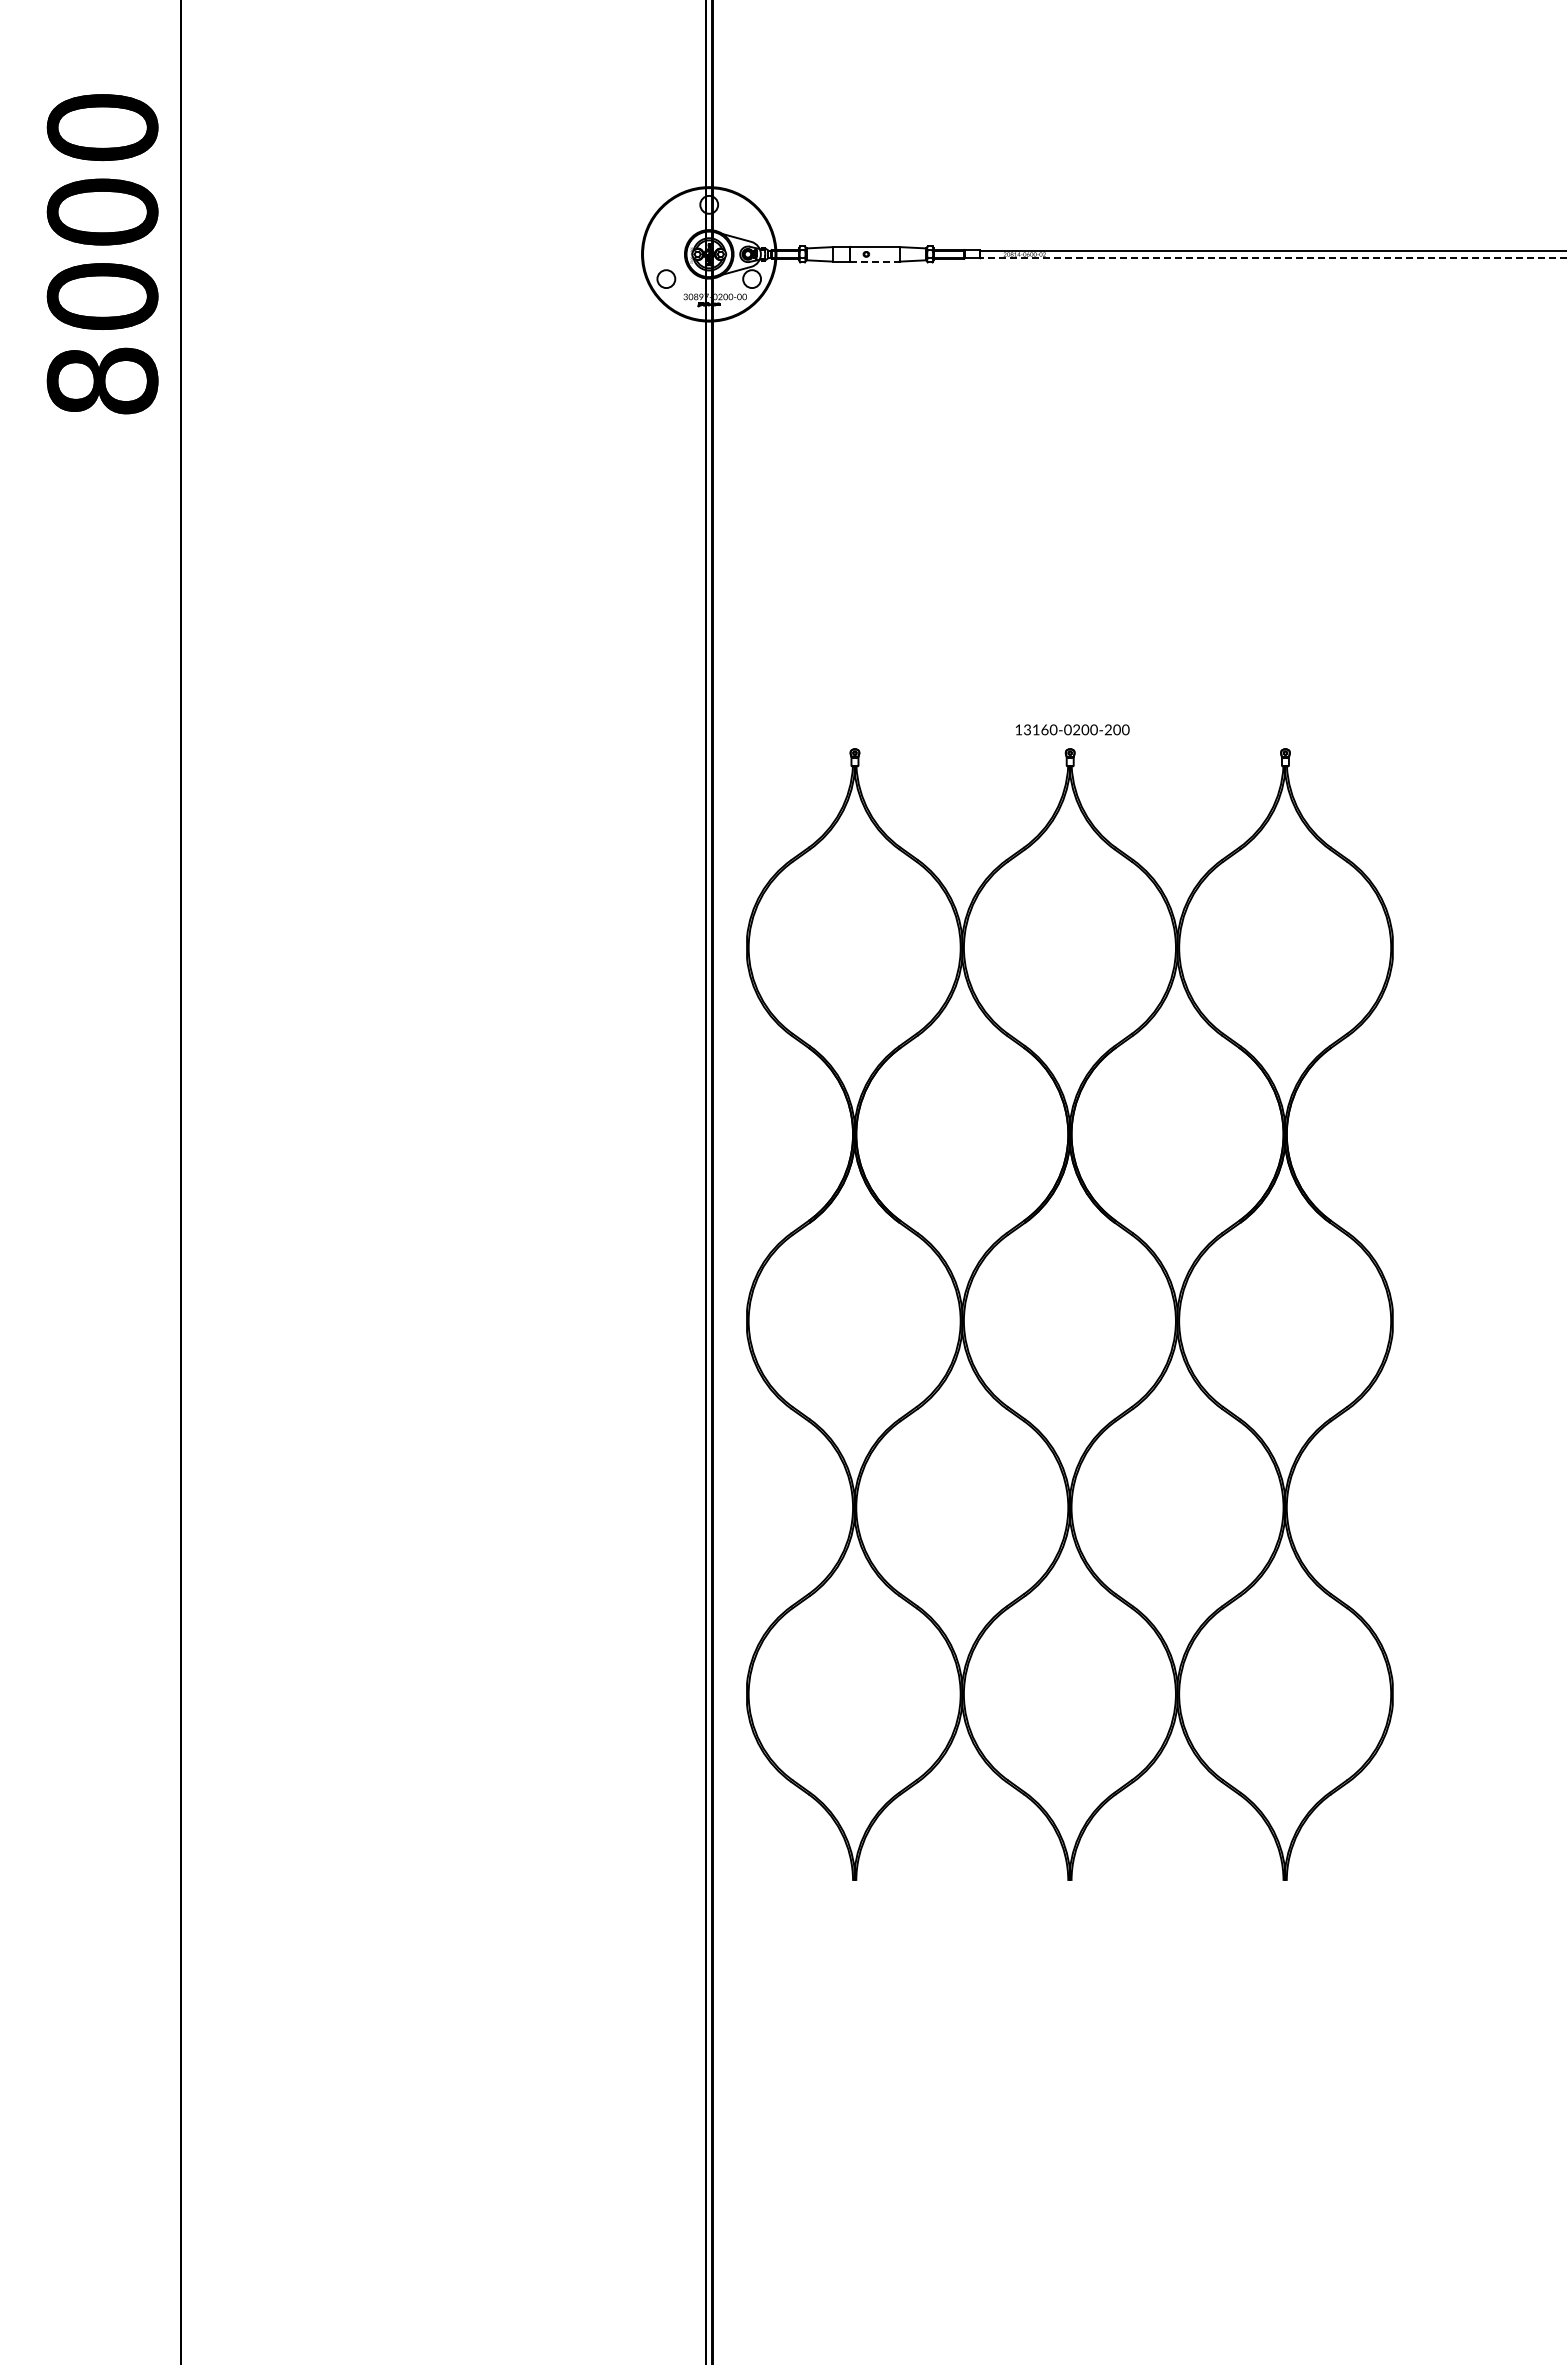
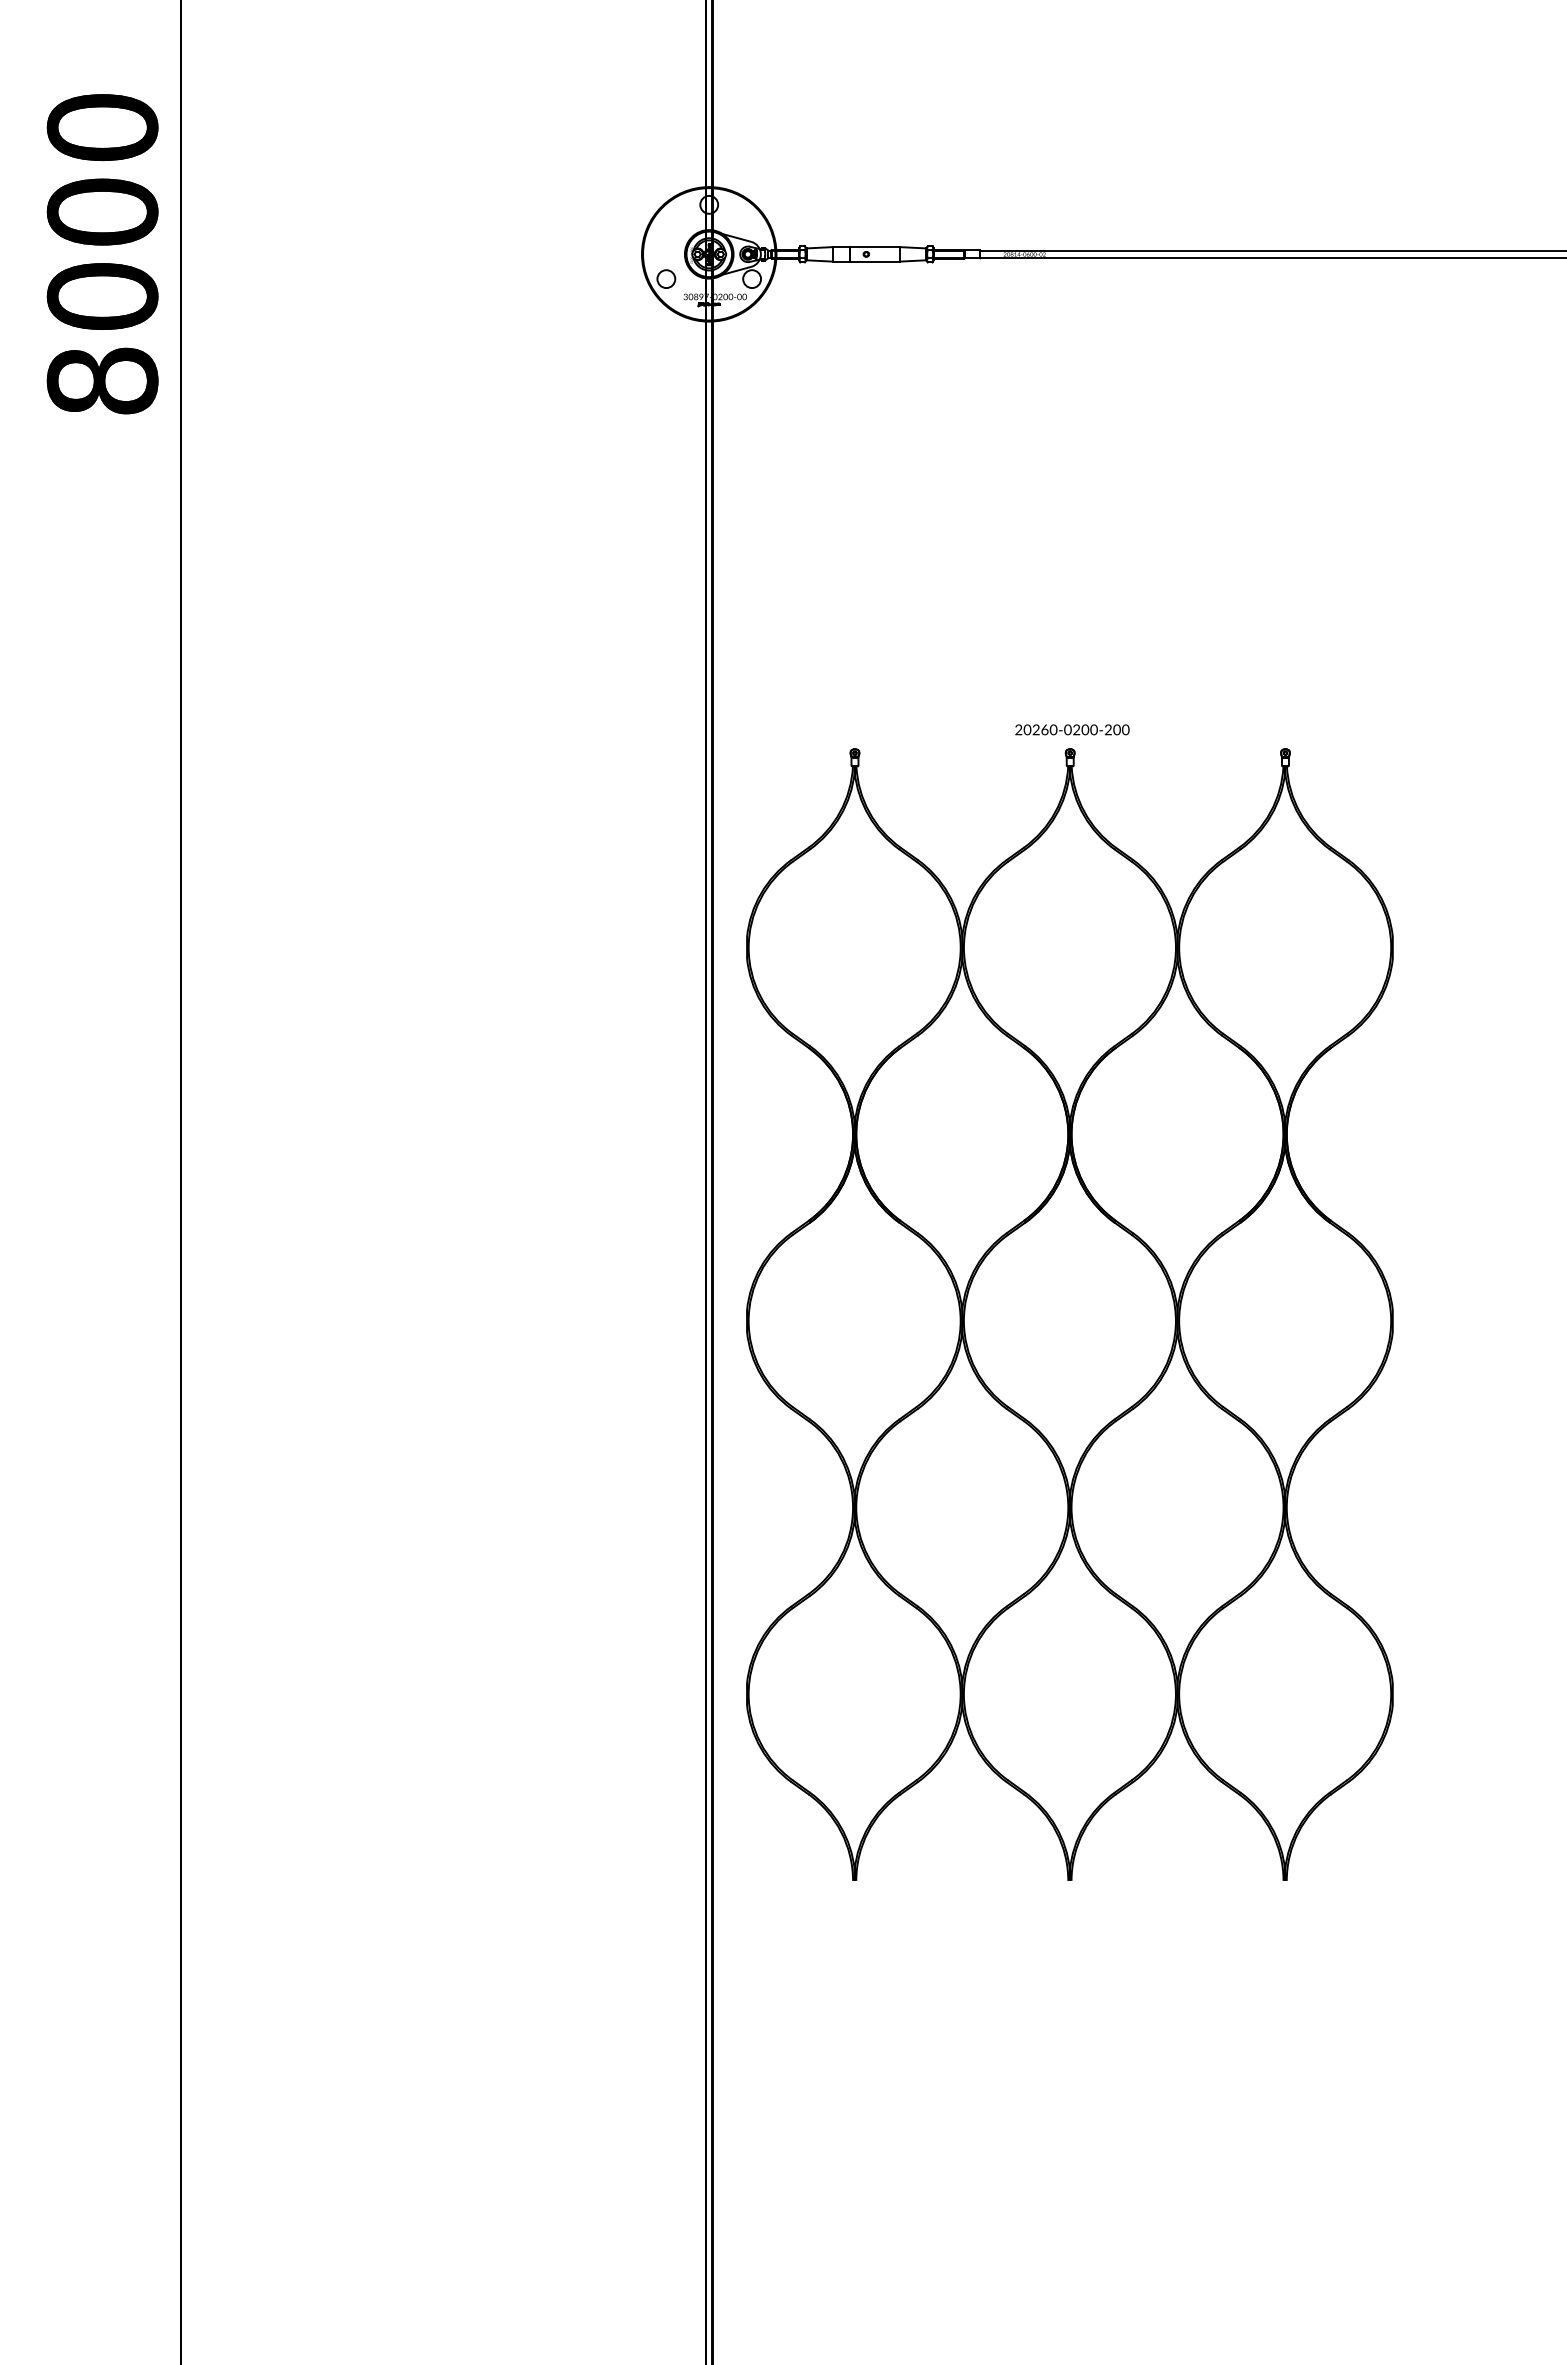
line: dashed -> solid (1273, 257)
line: dashed -> solid (875, 261)
text: 13160-0200-200 -> 20260-0200-200 (1027, 729)
